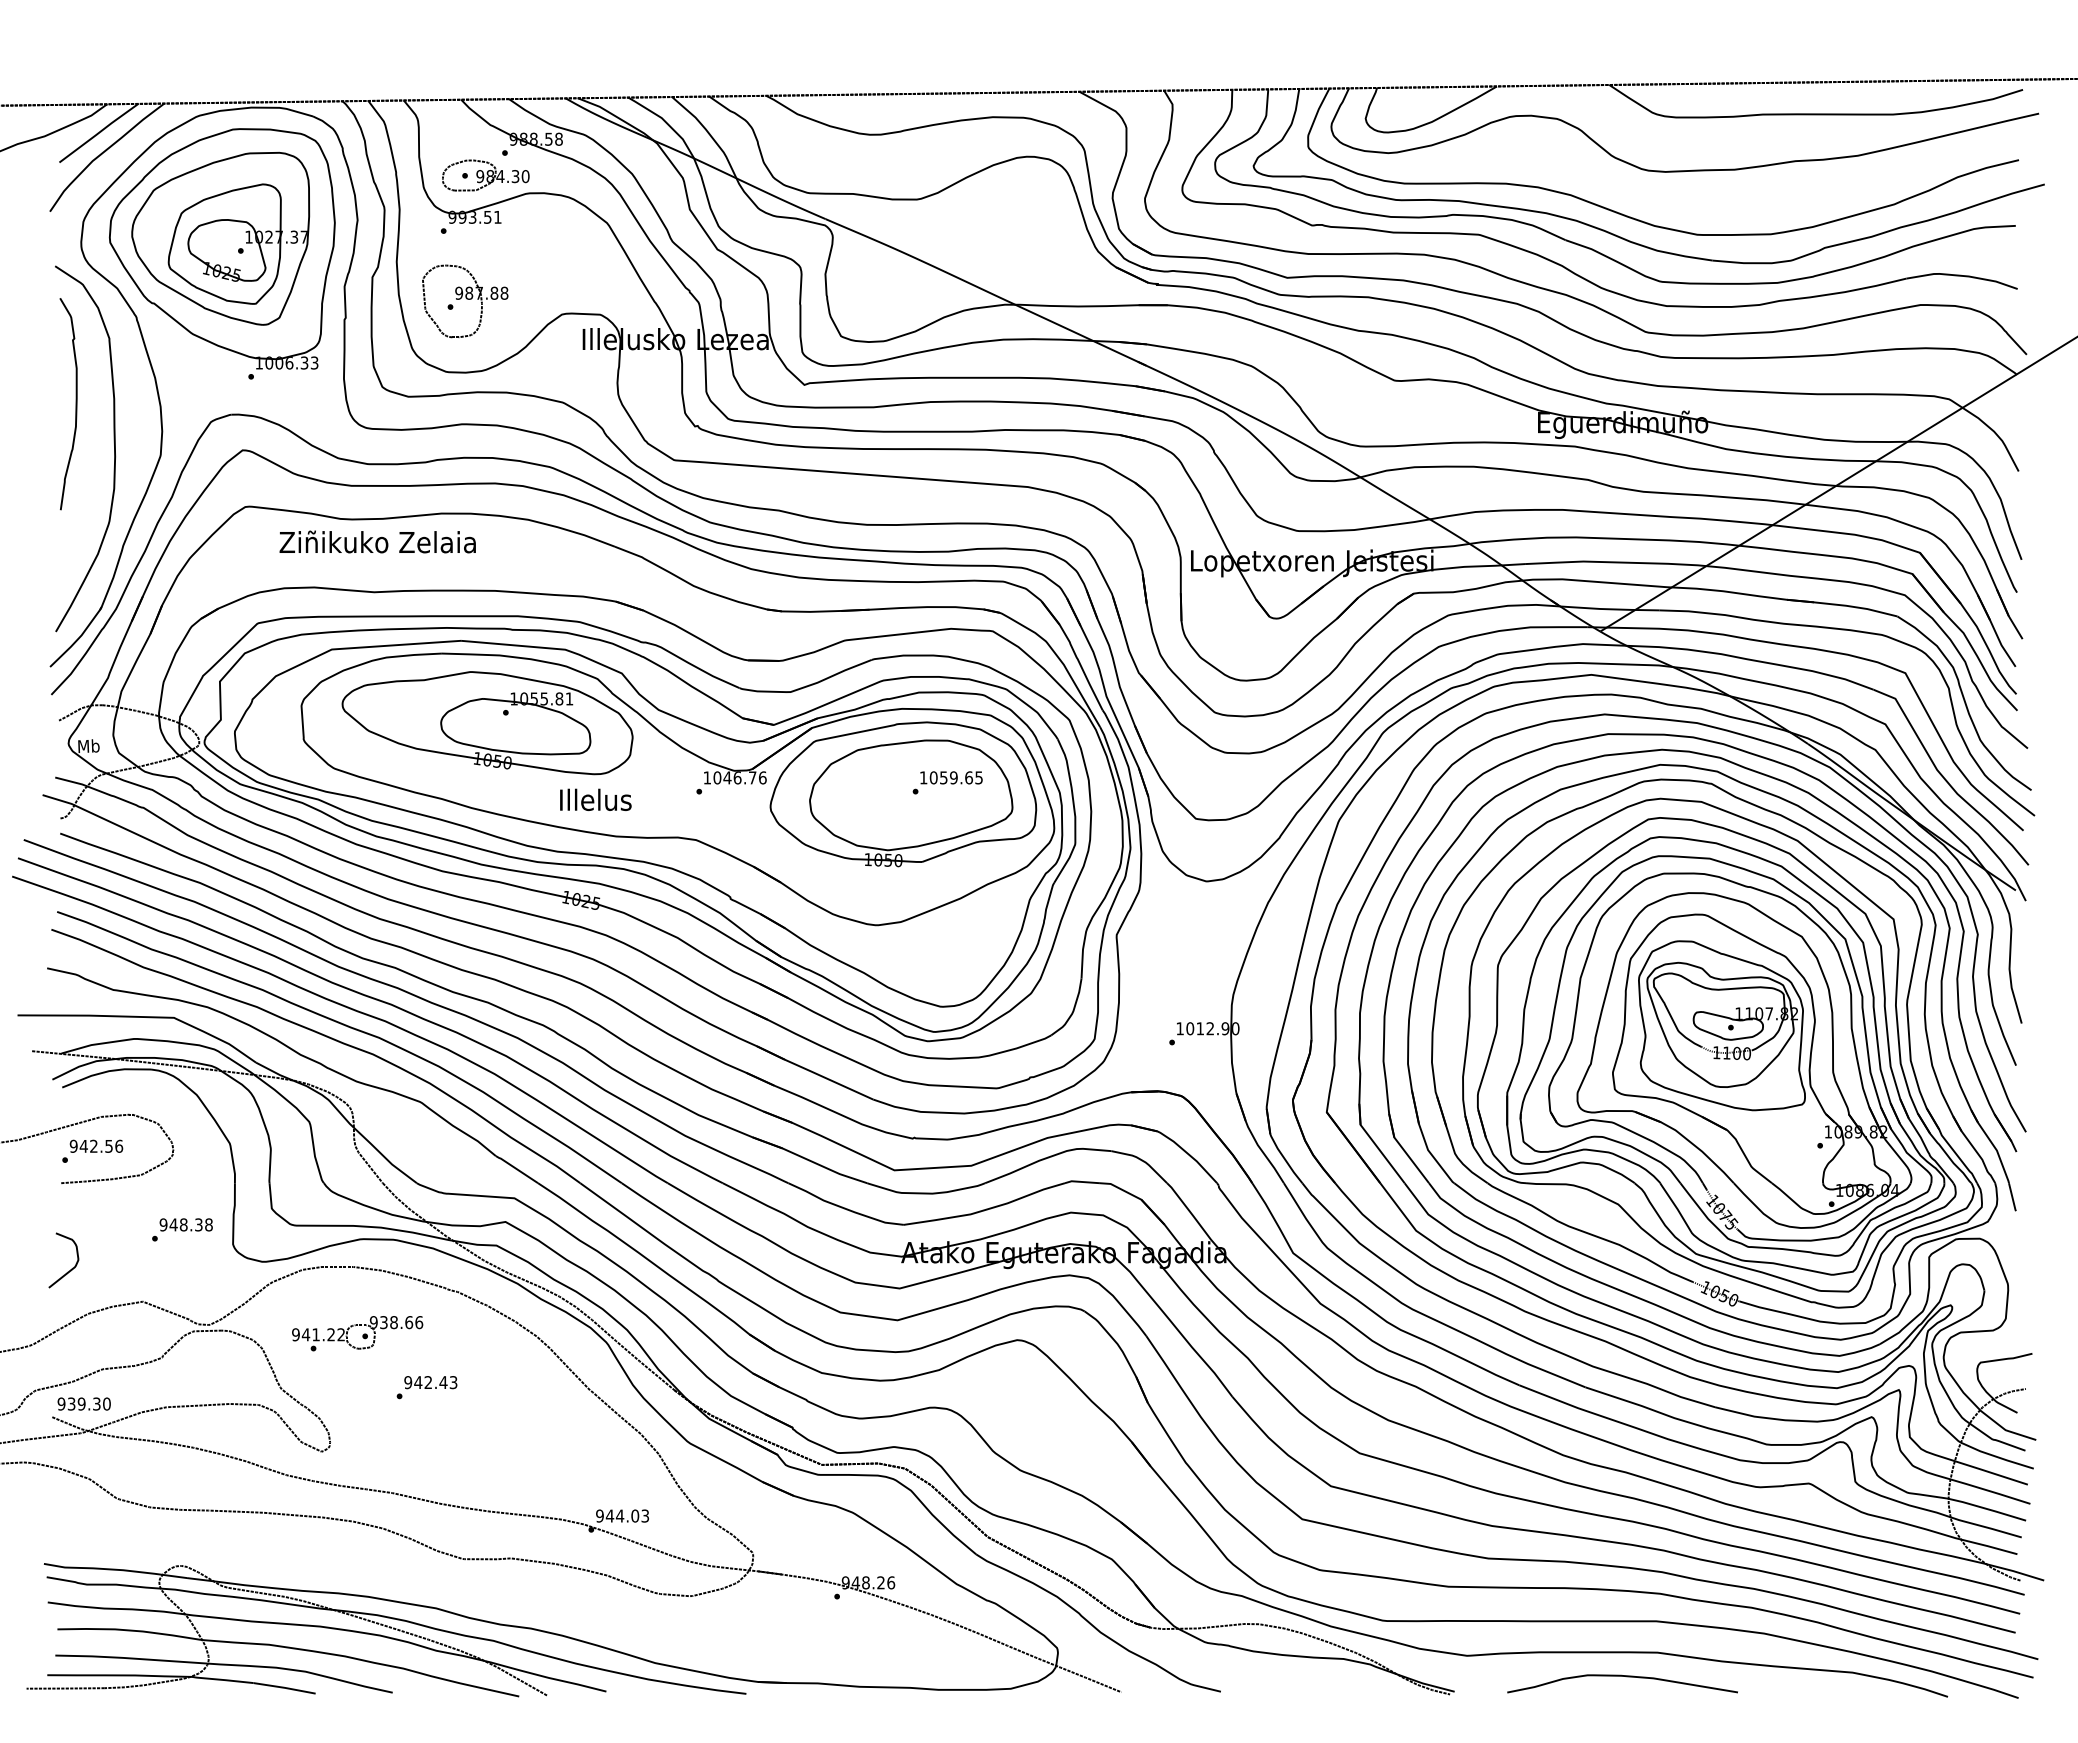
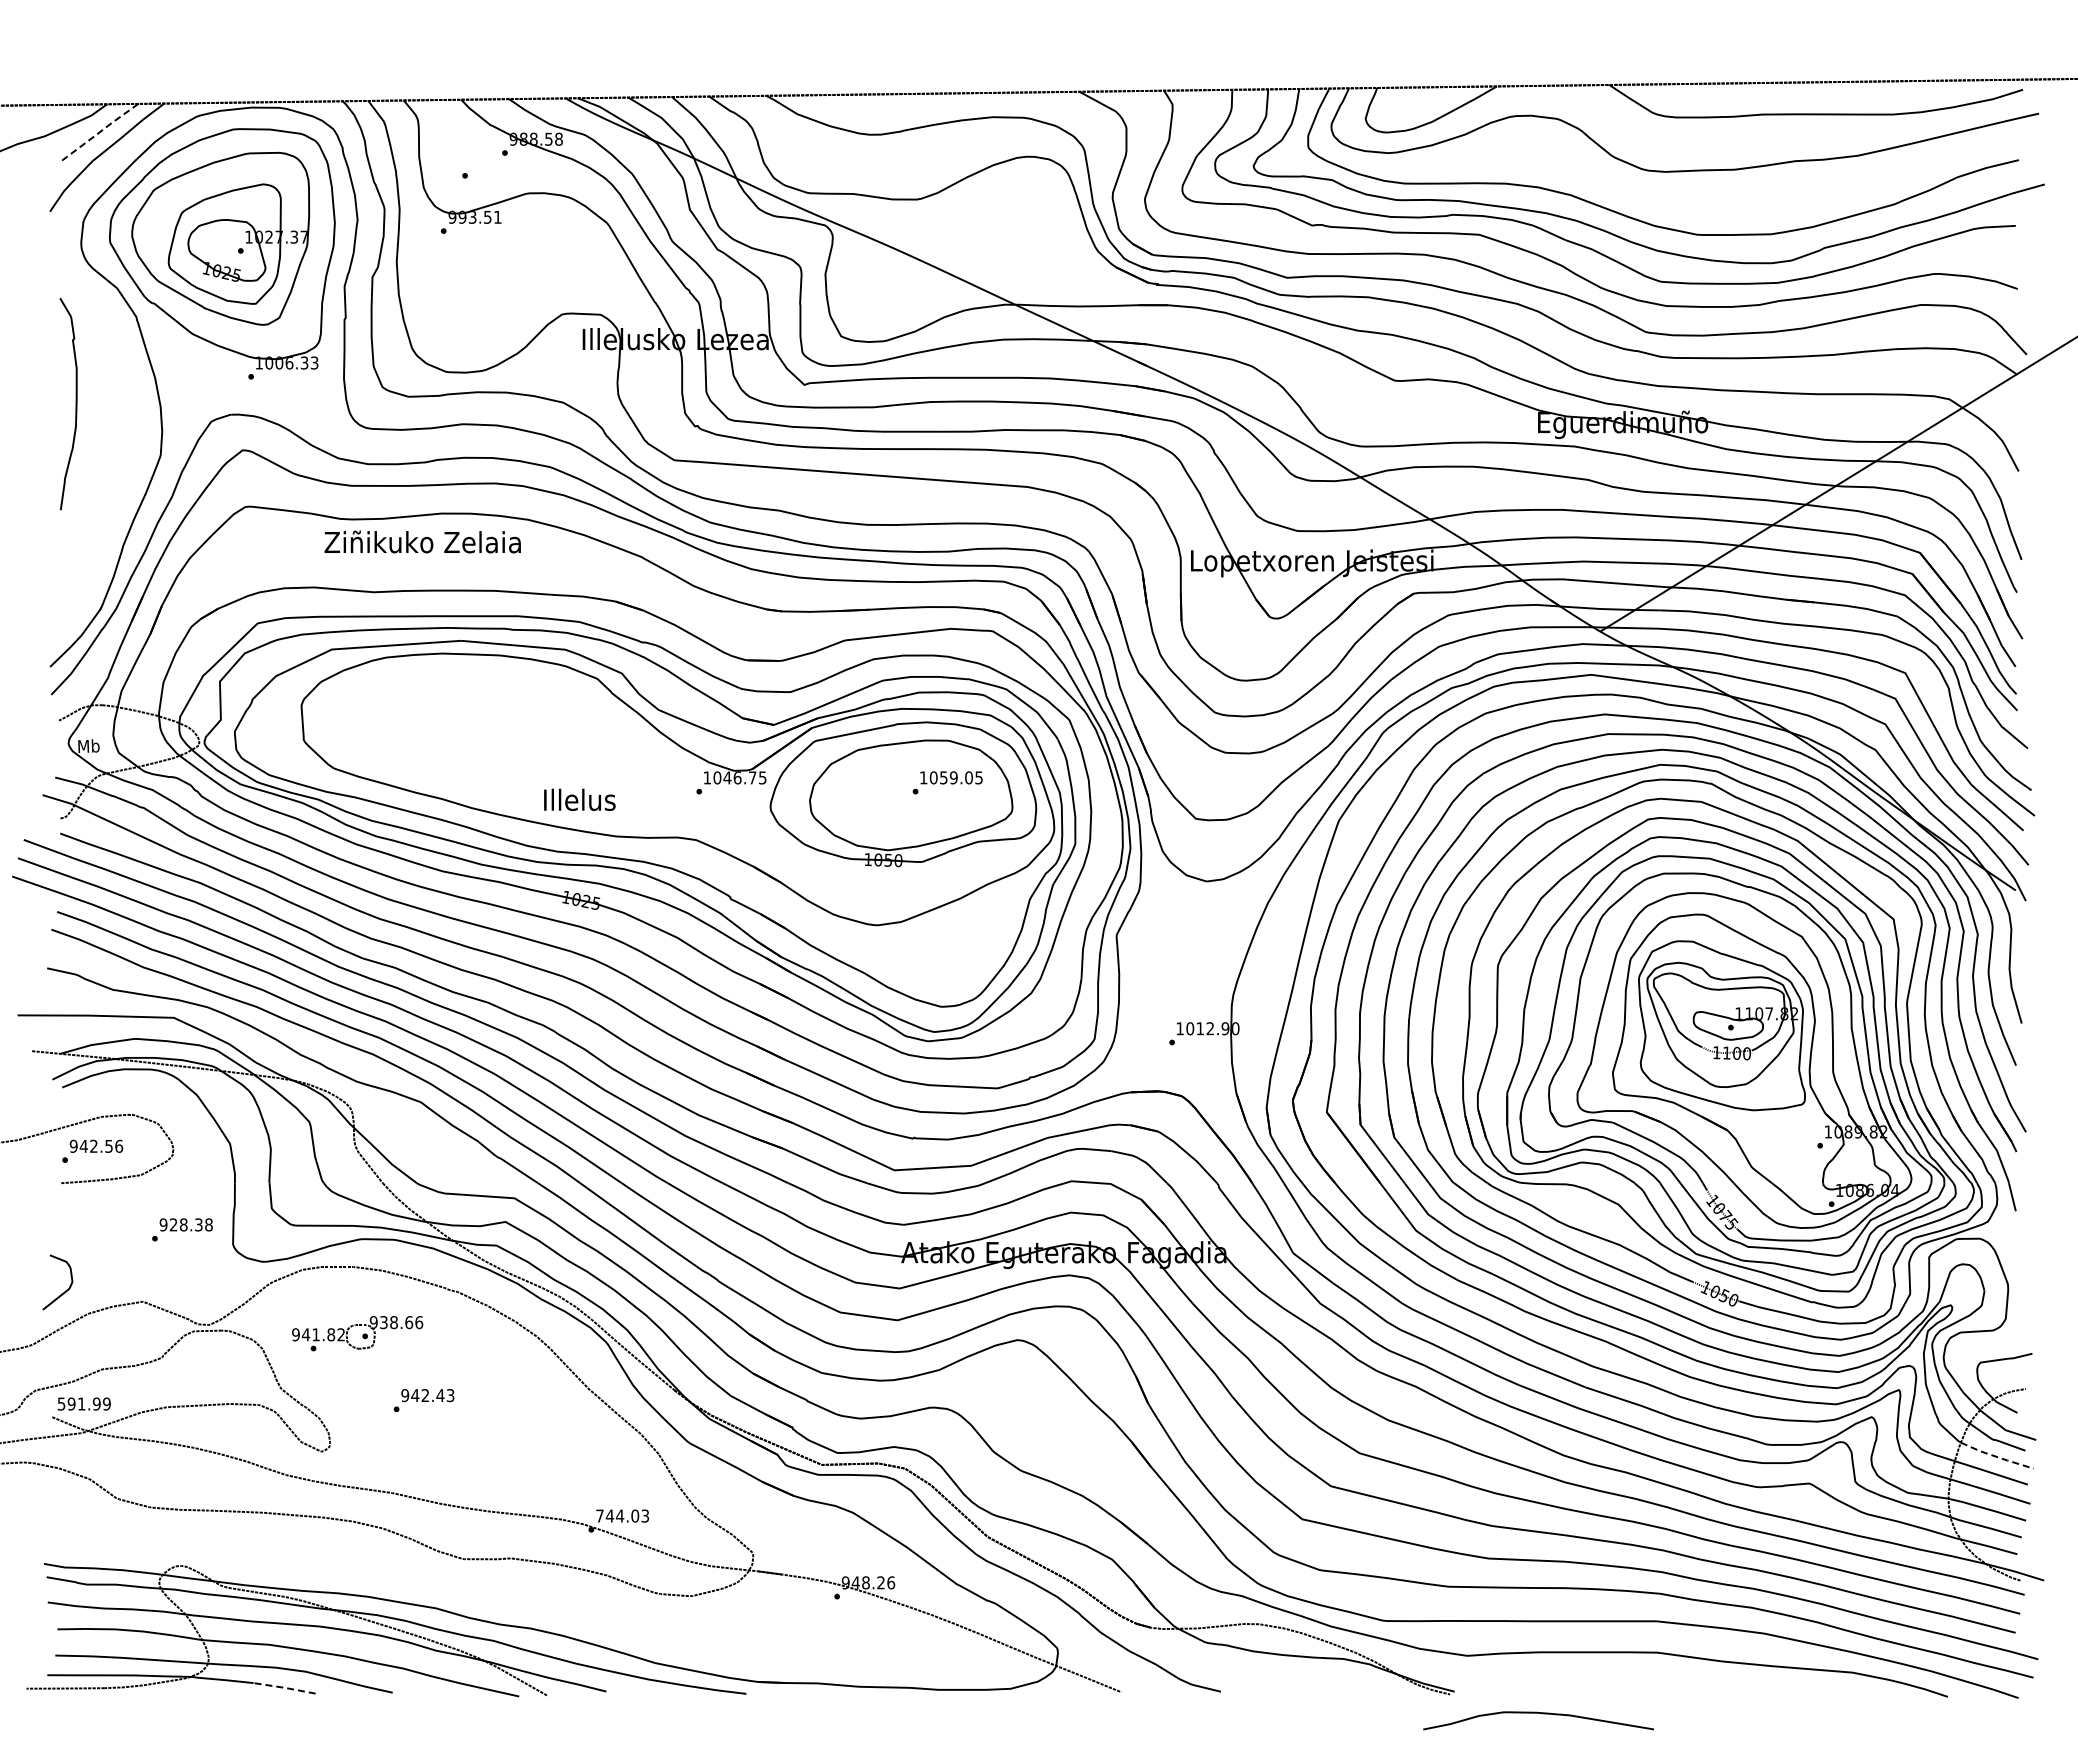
line: solid -> dashed (98, 133)
part: present -> none (485, 175)
part: present -> none (465, 301)
curve: present -> none (113, 442)
text position: (377, 541) -> (422, 541) (422, 541)
part: present -> none (487, 723)
text: 1046.76 -> 1046.75 (762, 777)
text: 1059.65 -> 1059.05 (968, 777)
text position: (595, 799) -> (579, 799) (579, 799)
text: 948.38 -> 928.38 (173, 1224)
curve position: (71, 1268) -> (65, 1290) (65, 1290)
text: 941.22 -> 941.82 (331, 1334)
text position: (426, 1387) -> (423, 1400) (423, 1400)
text: 939.30 -> 591.99 (83, 1403)
line: solid -> dashed (1997, 1456)
text: 944.03 -> 744.03 (599, 1515)
curve position: (1622, 1676) -> (1538, 1713) (1538, 1713)
line: solid -> dashed (285, 1687)
